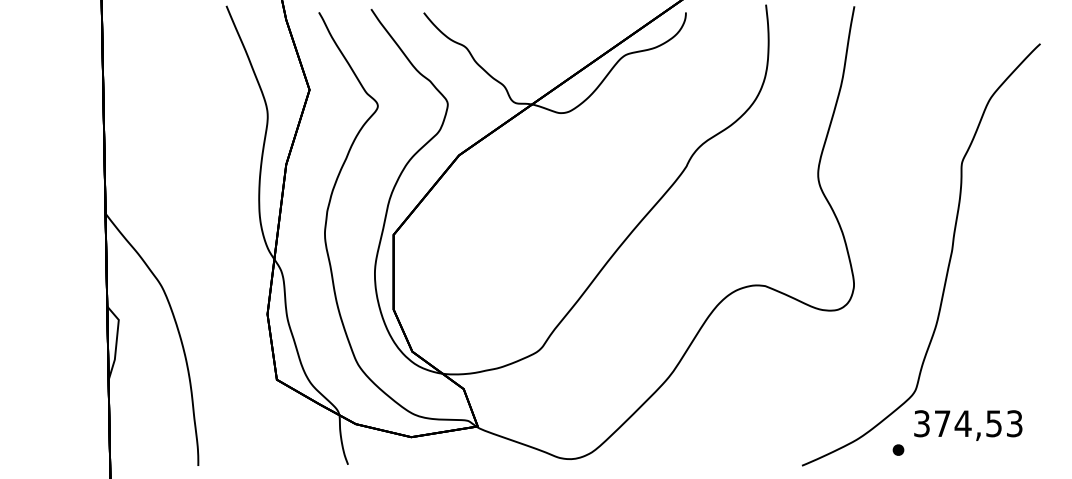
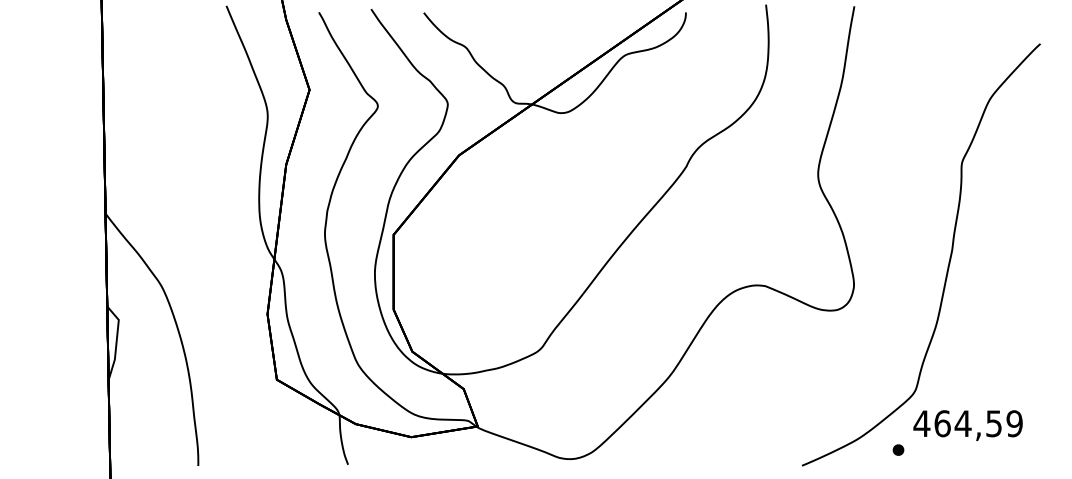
text: 374,53 -> 464,59 (967, 423)
